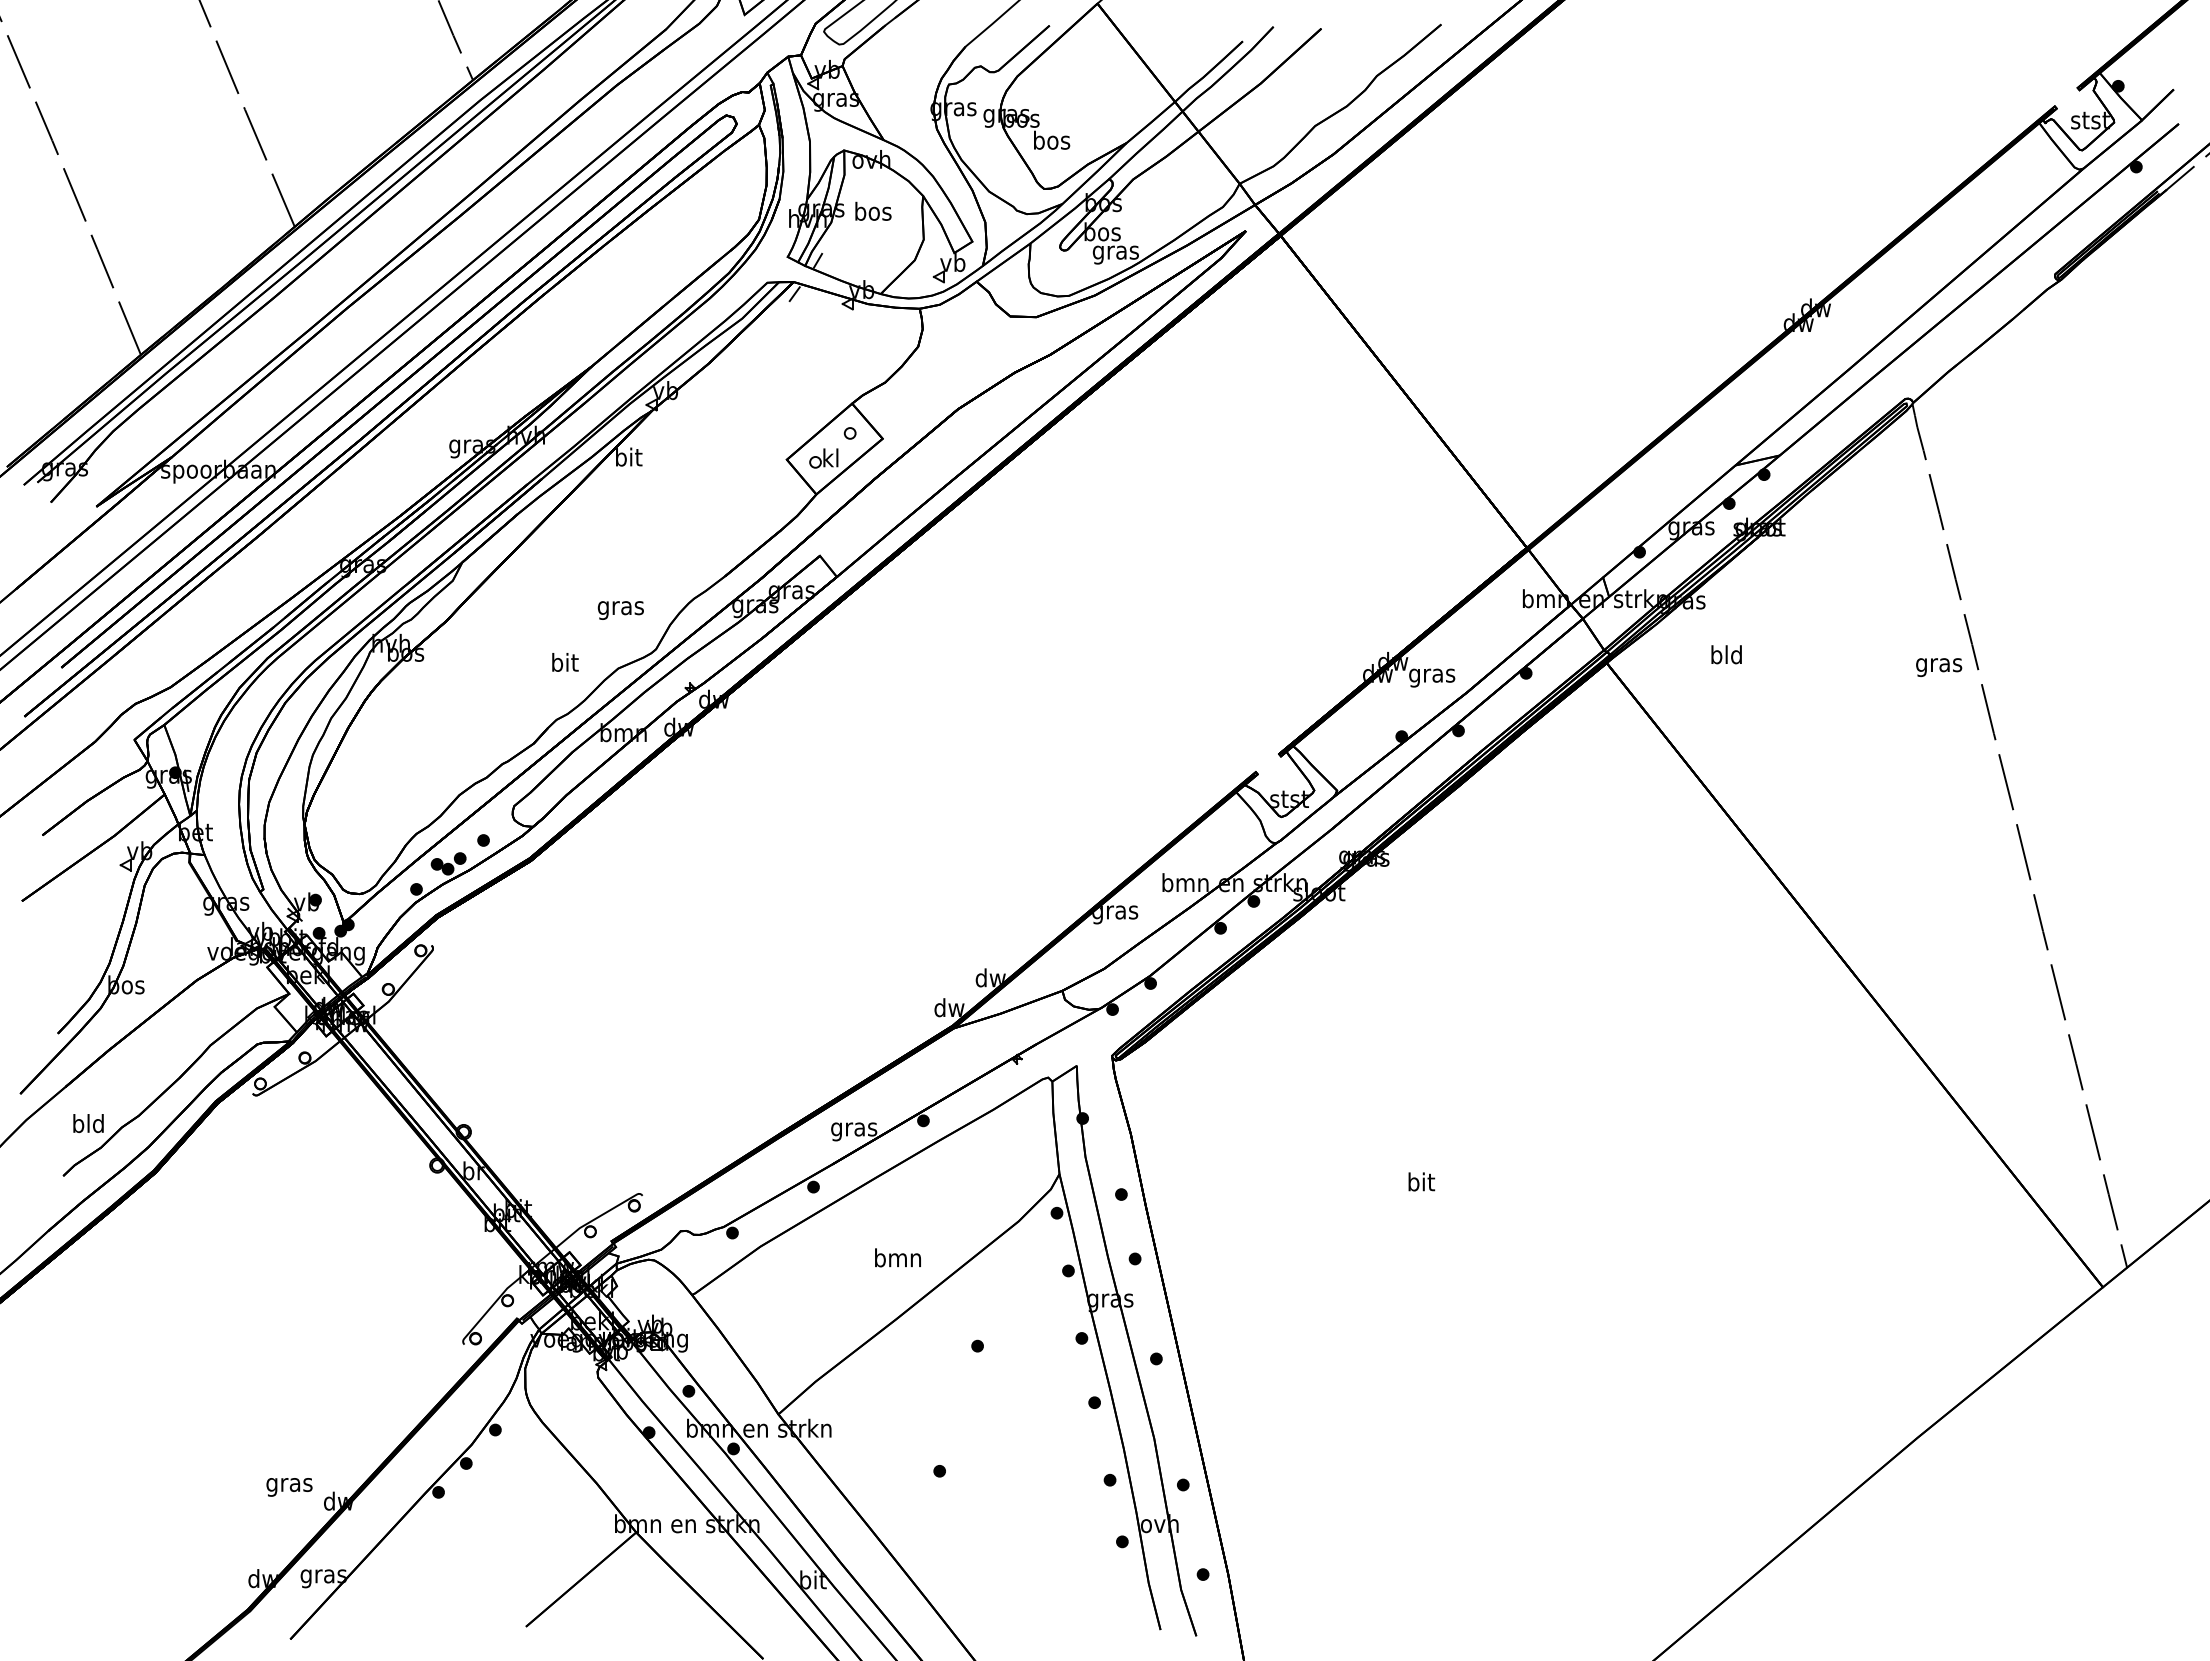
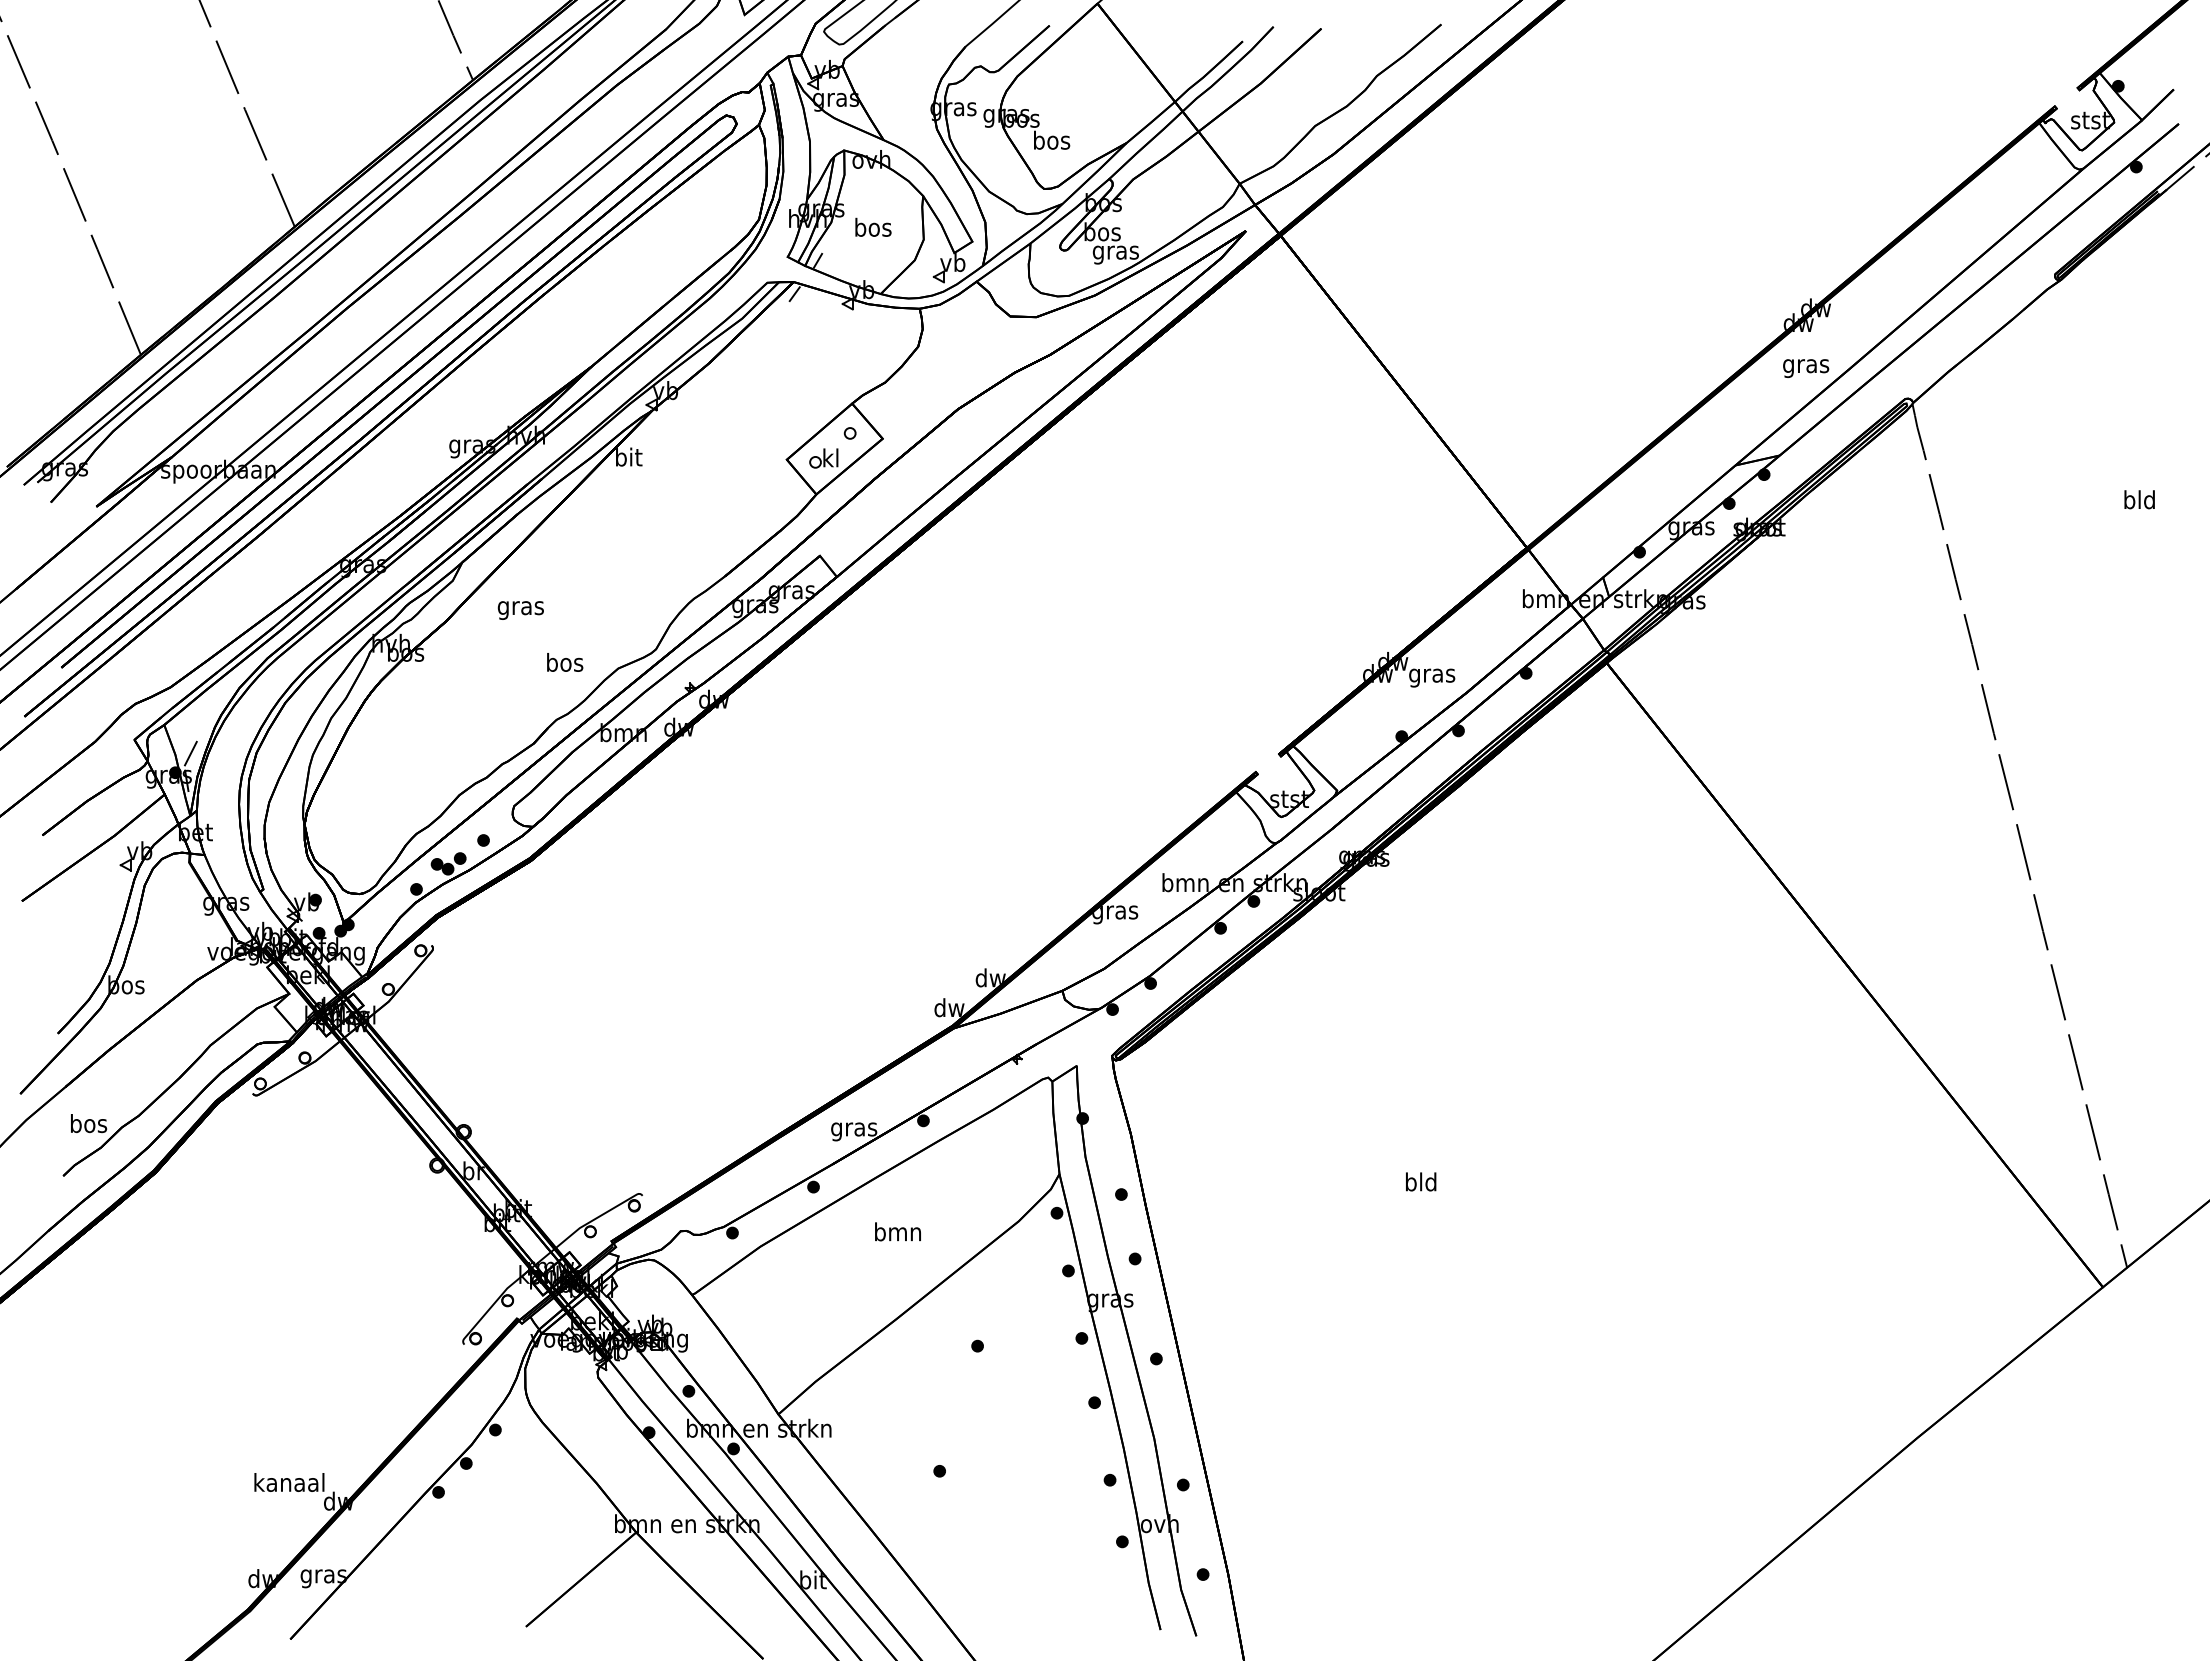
text position: (873, 210) -> (873, 226) (873, 226)
text position: (620, 610) -> (520, 610) (520, 610)
text position: (1726, 654) -> (2139, 499) (2139, 499)
text: bit -> bos (565, 662)
text position: (1939, 667) -> (1806, 368) (1806, 368)
line: none -> present (190, 753)
text: bld -> bos (89, 1123)
text: bit -> bld (1421, 1181)
text position: (897, 1257) -> (897, 1231) (897, 1231)
text: gras -> kanaal (289, 1484)
